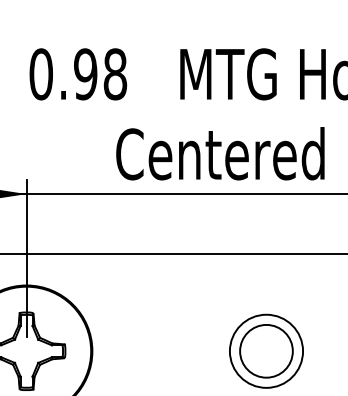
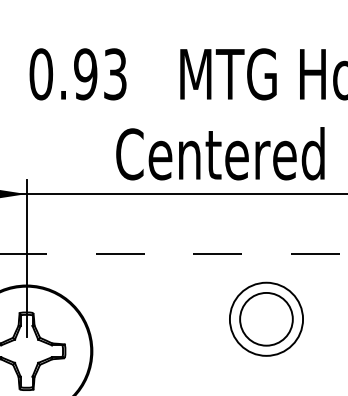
text: 0.98 -> 0.93 (115, 74)
line: solid -> dashed (174, 253)
part position: (266, 350) -> (266, 318) (266, 318)
